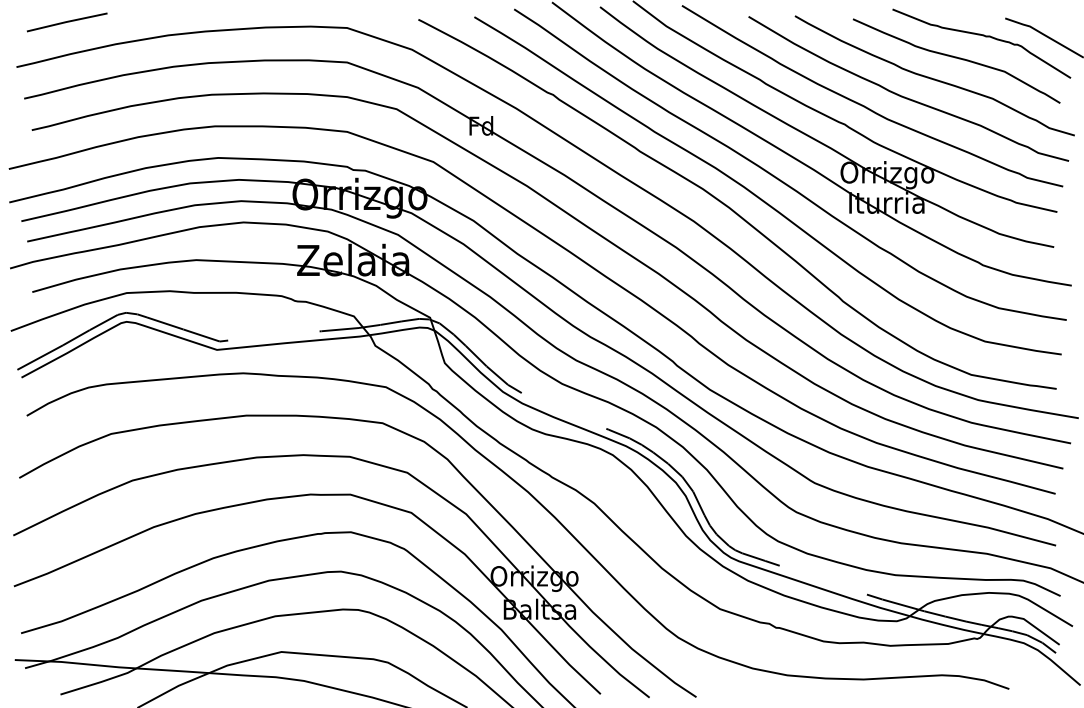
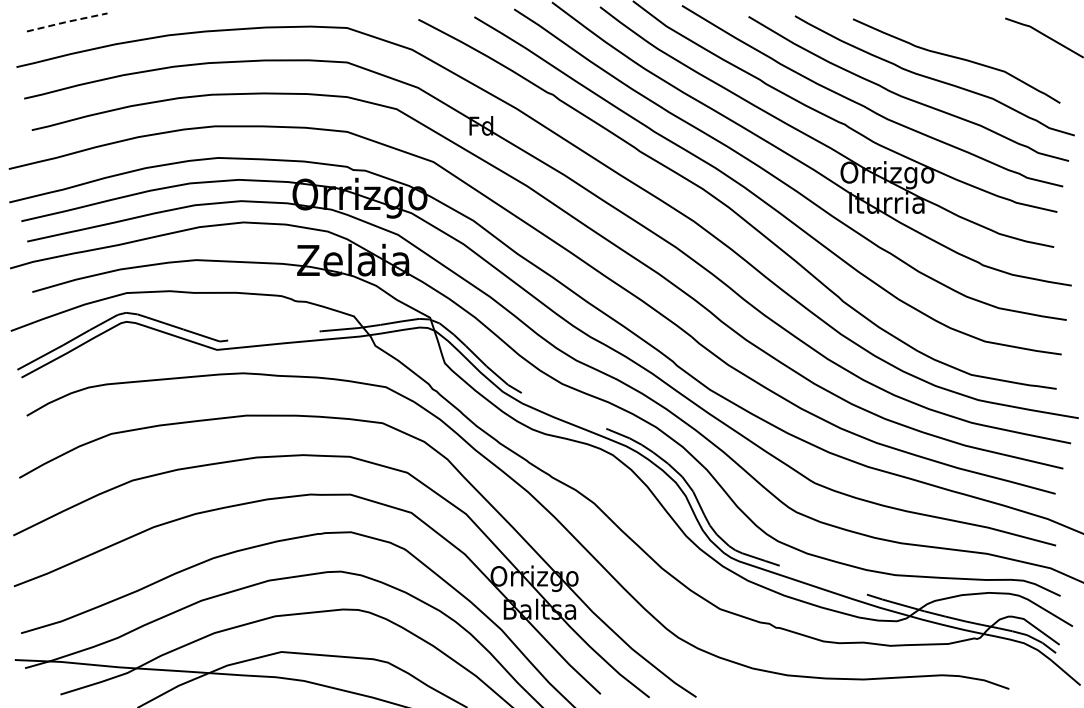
line: solid -> dashed (67, 21)
curve: present -> none (982, 36)
